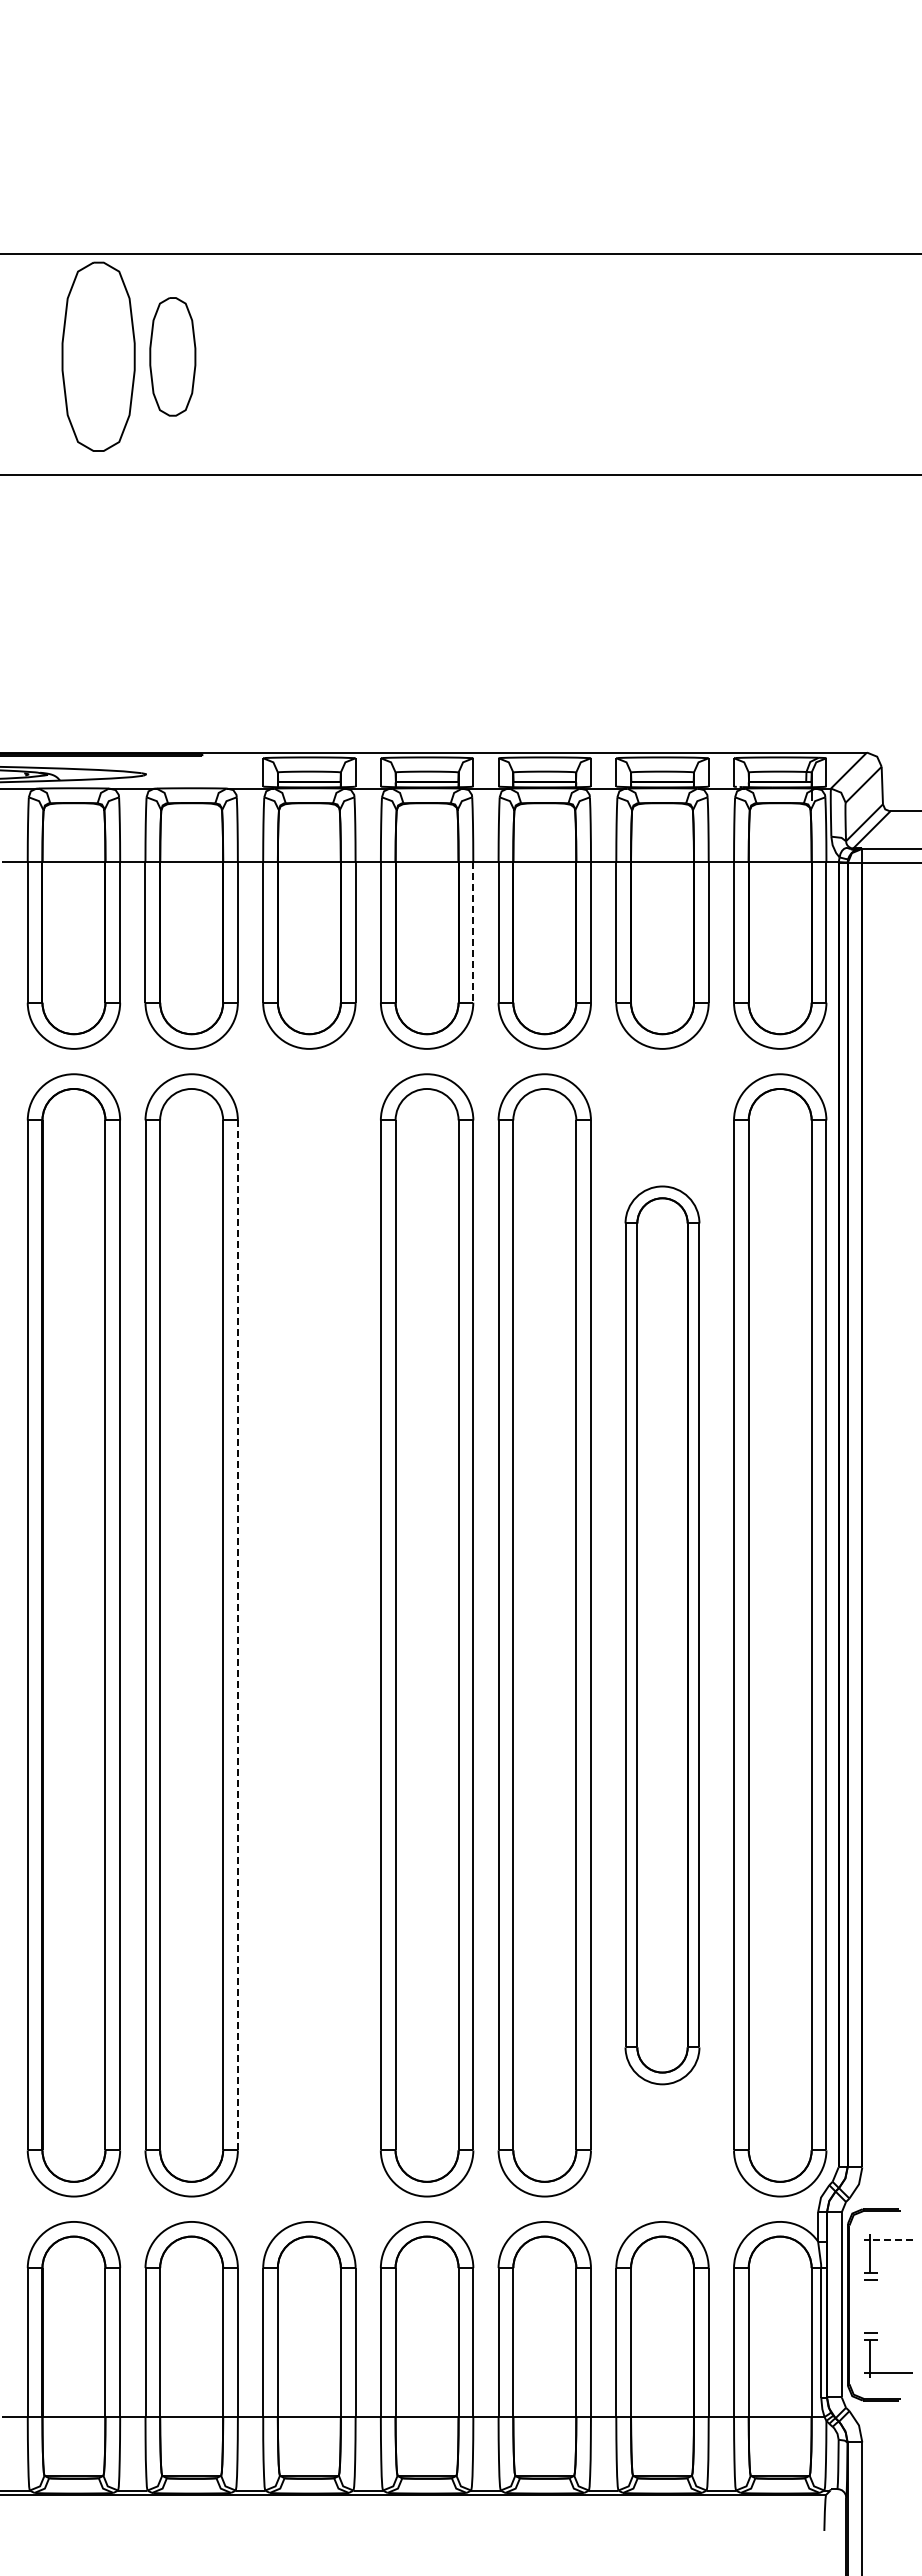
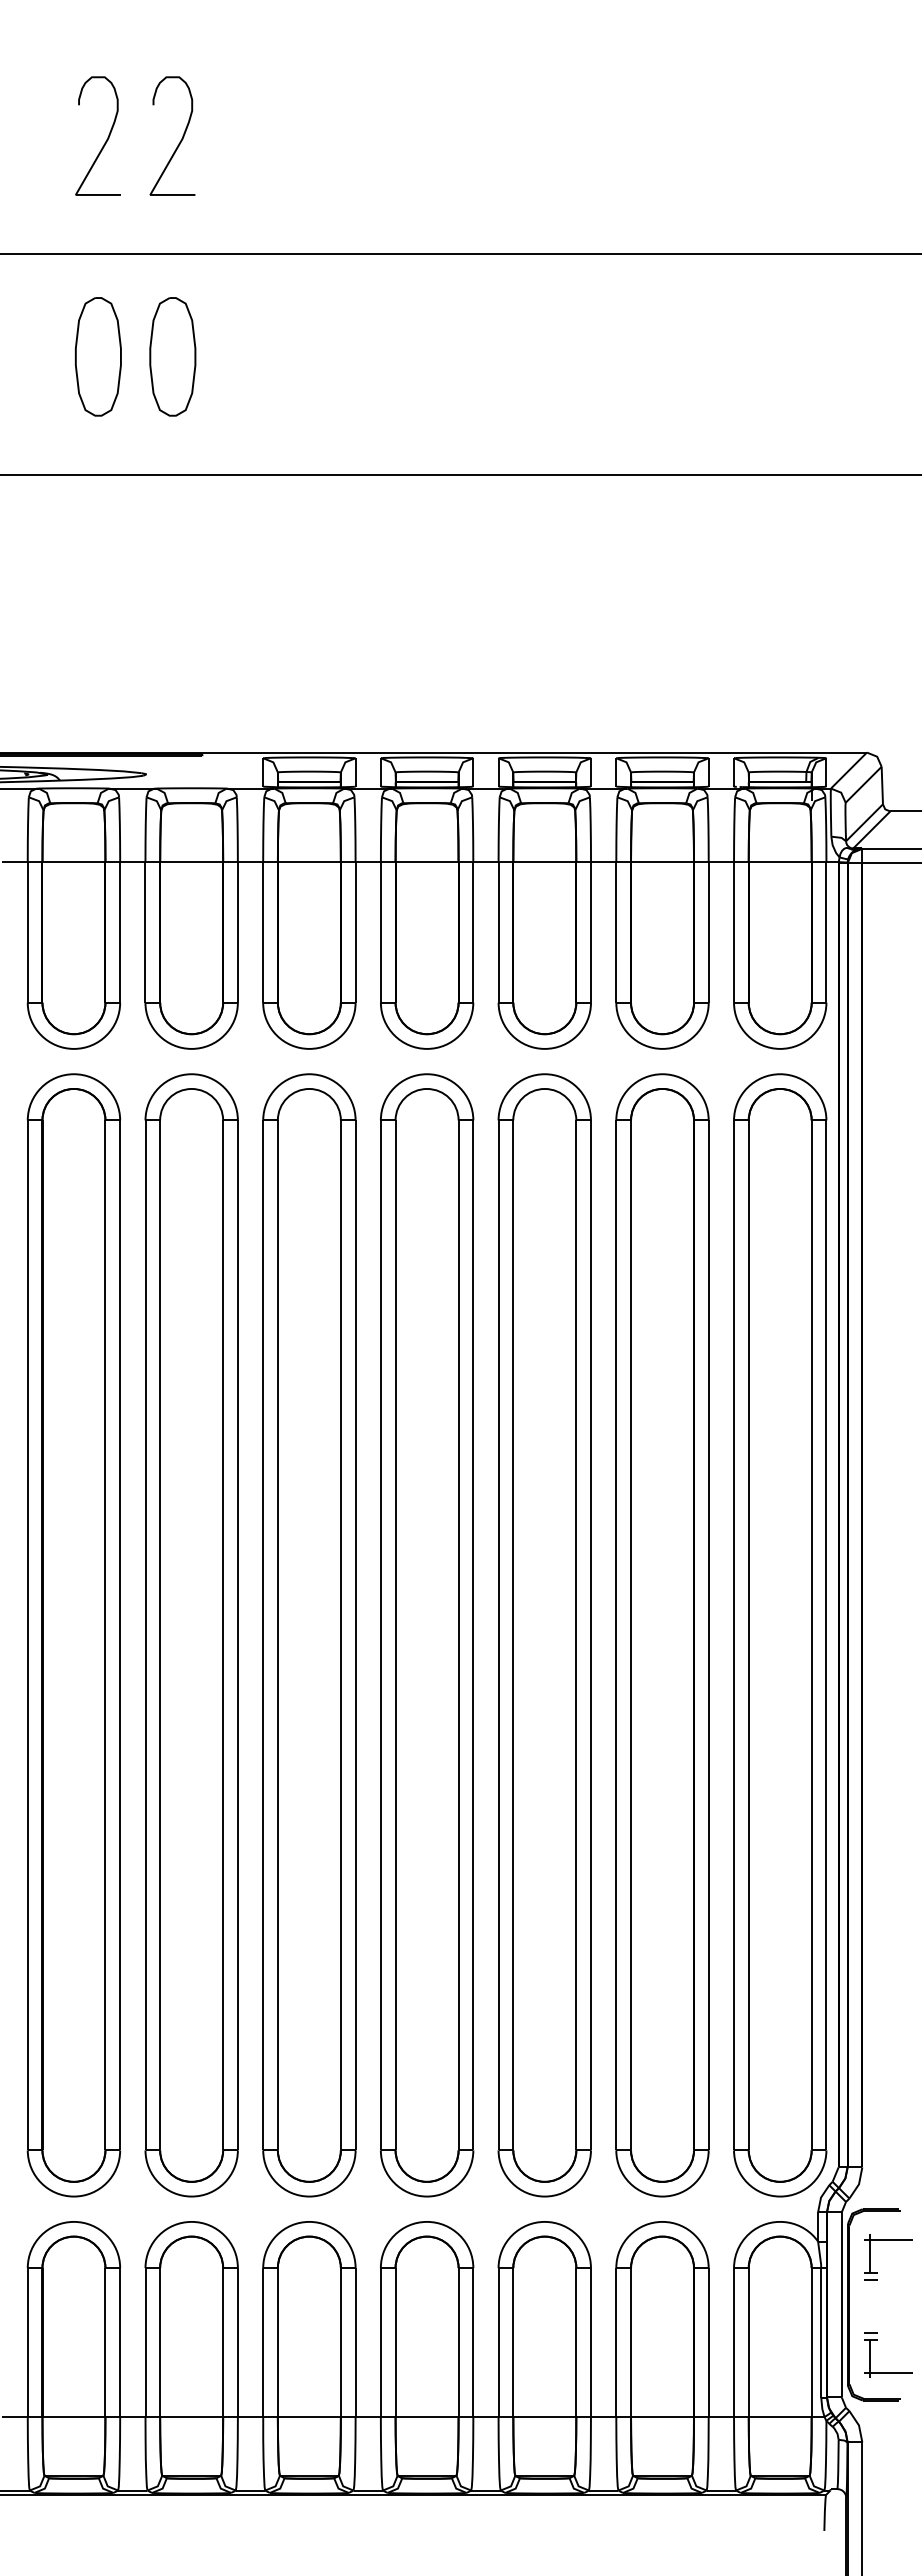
curve: none -> present (106, 139)
curve: none -> present (180, 140)
part size: 75x191 px -> 48x120 px (97, 356)
line: dashed -> solid (473, 932)
line: dashed -> solid (237, 1635)
part: none -> present (309, 1635)
part size: 77x901 px -> 95x1125 px (662, 1635)
line: dashed -> solid (890, 2240)
